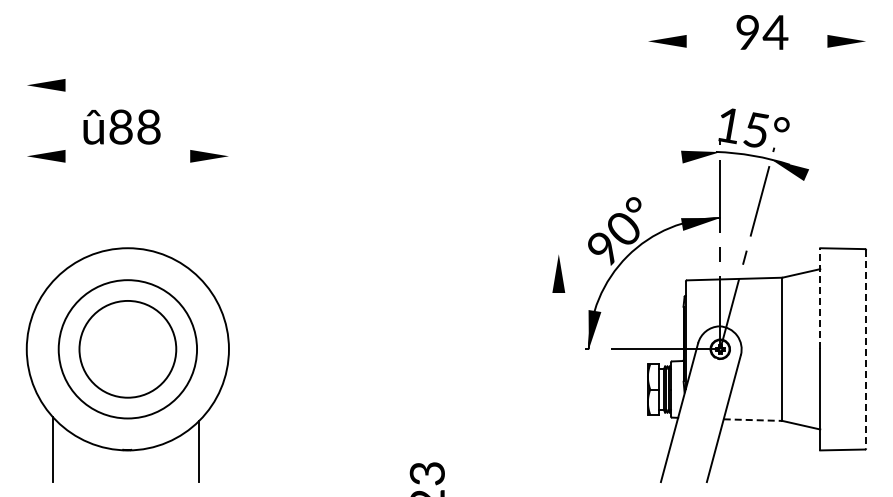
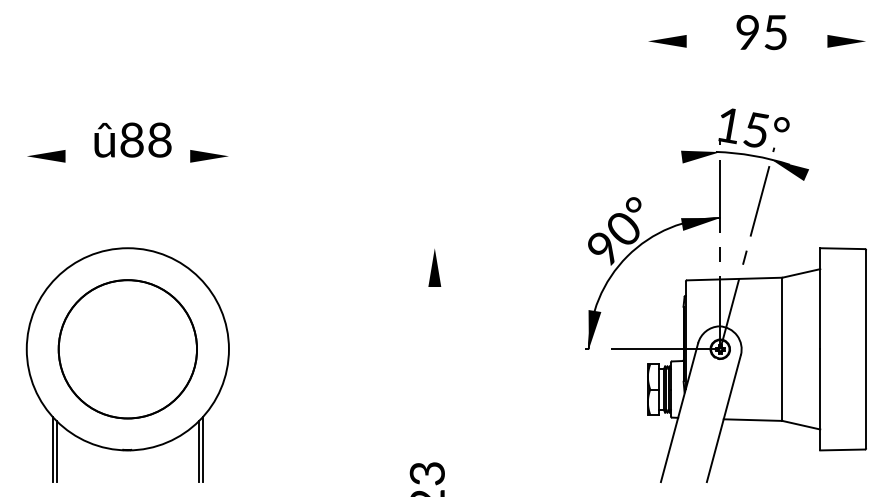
text: 94 -> 95 (775, 32)
part: present -> none (46, 85)
text position: (121, 126) -> (132, 139) (132, 139)
part position: (558, 273) -> (434, 267) (434, 267)
line: dashed -> solid (820, 297)
circle diameter: 97 px -> 138 px (127, 349)
line: dashed -> solid (866, 349)
line: dashed -> solid (753, 420)
line: none -> present (202, 449)
line: none -> present (56, 451)
